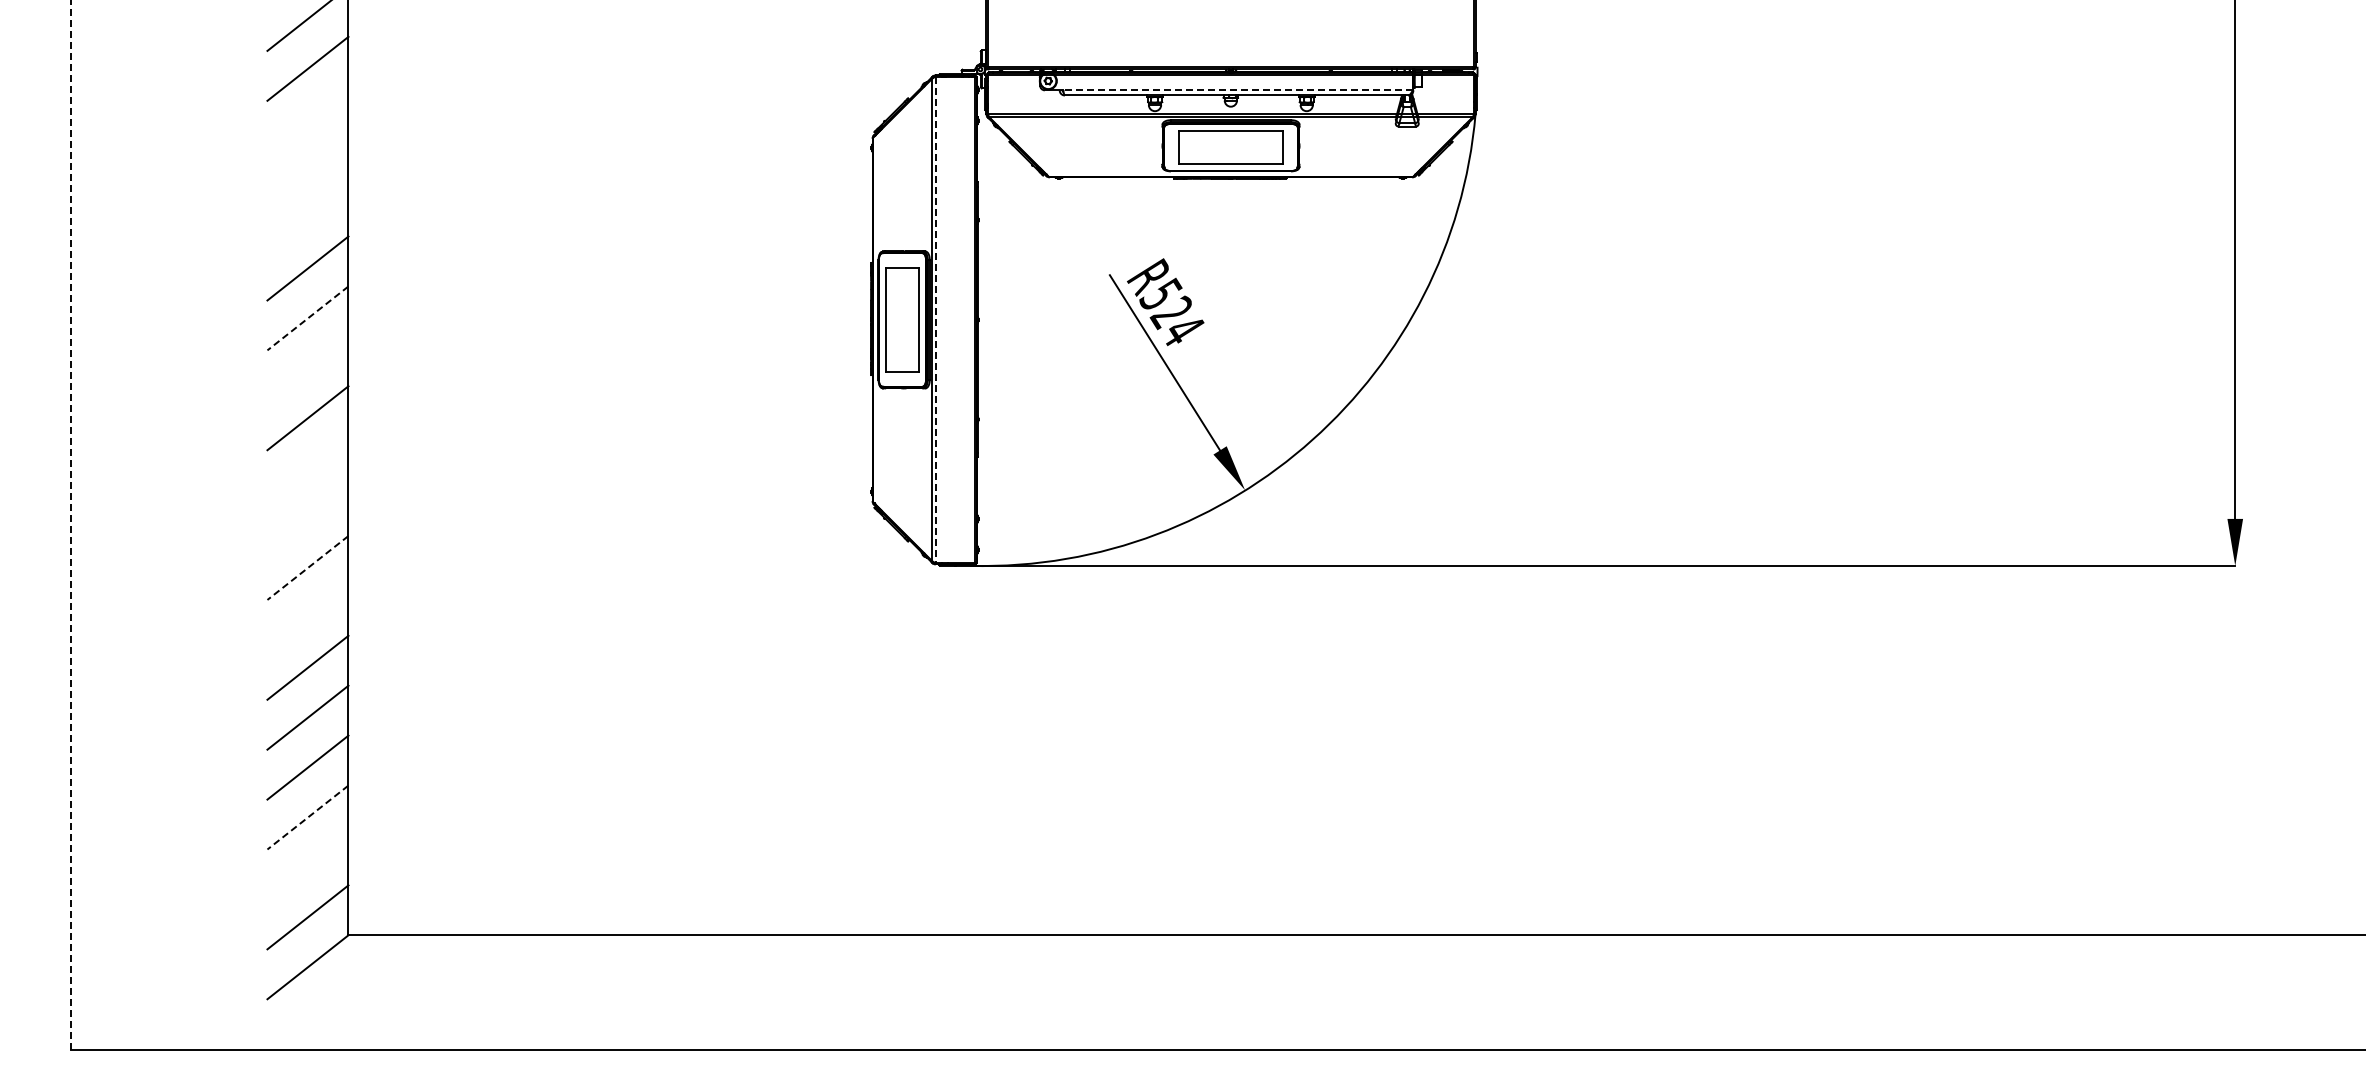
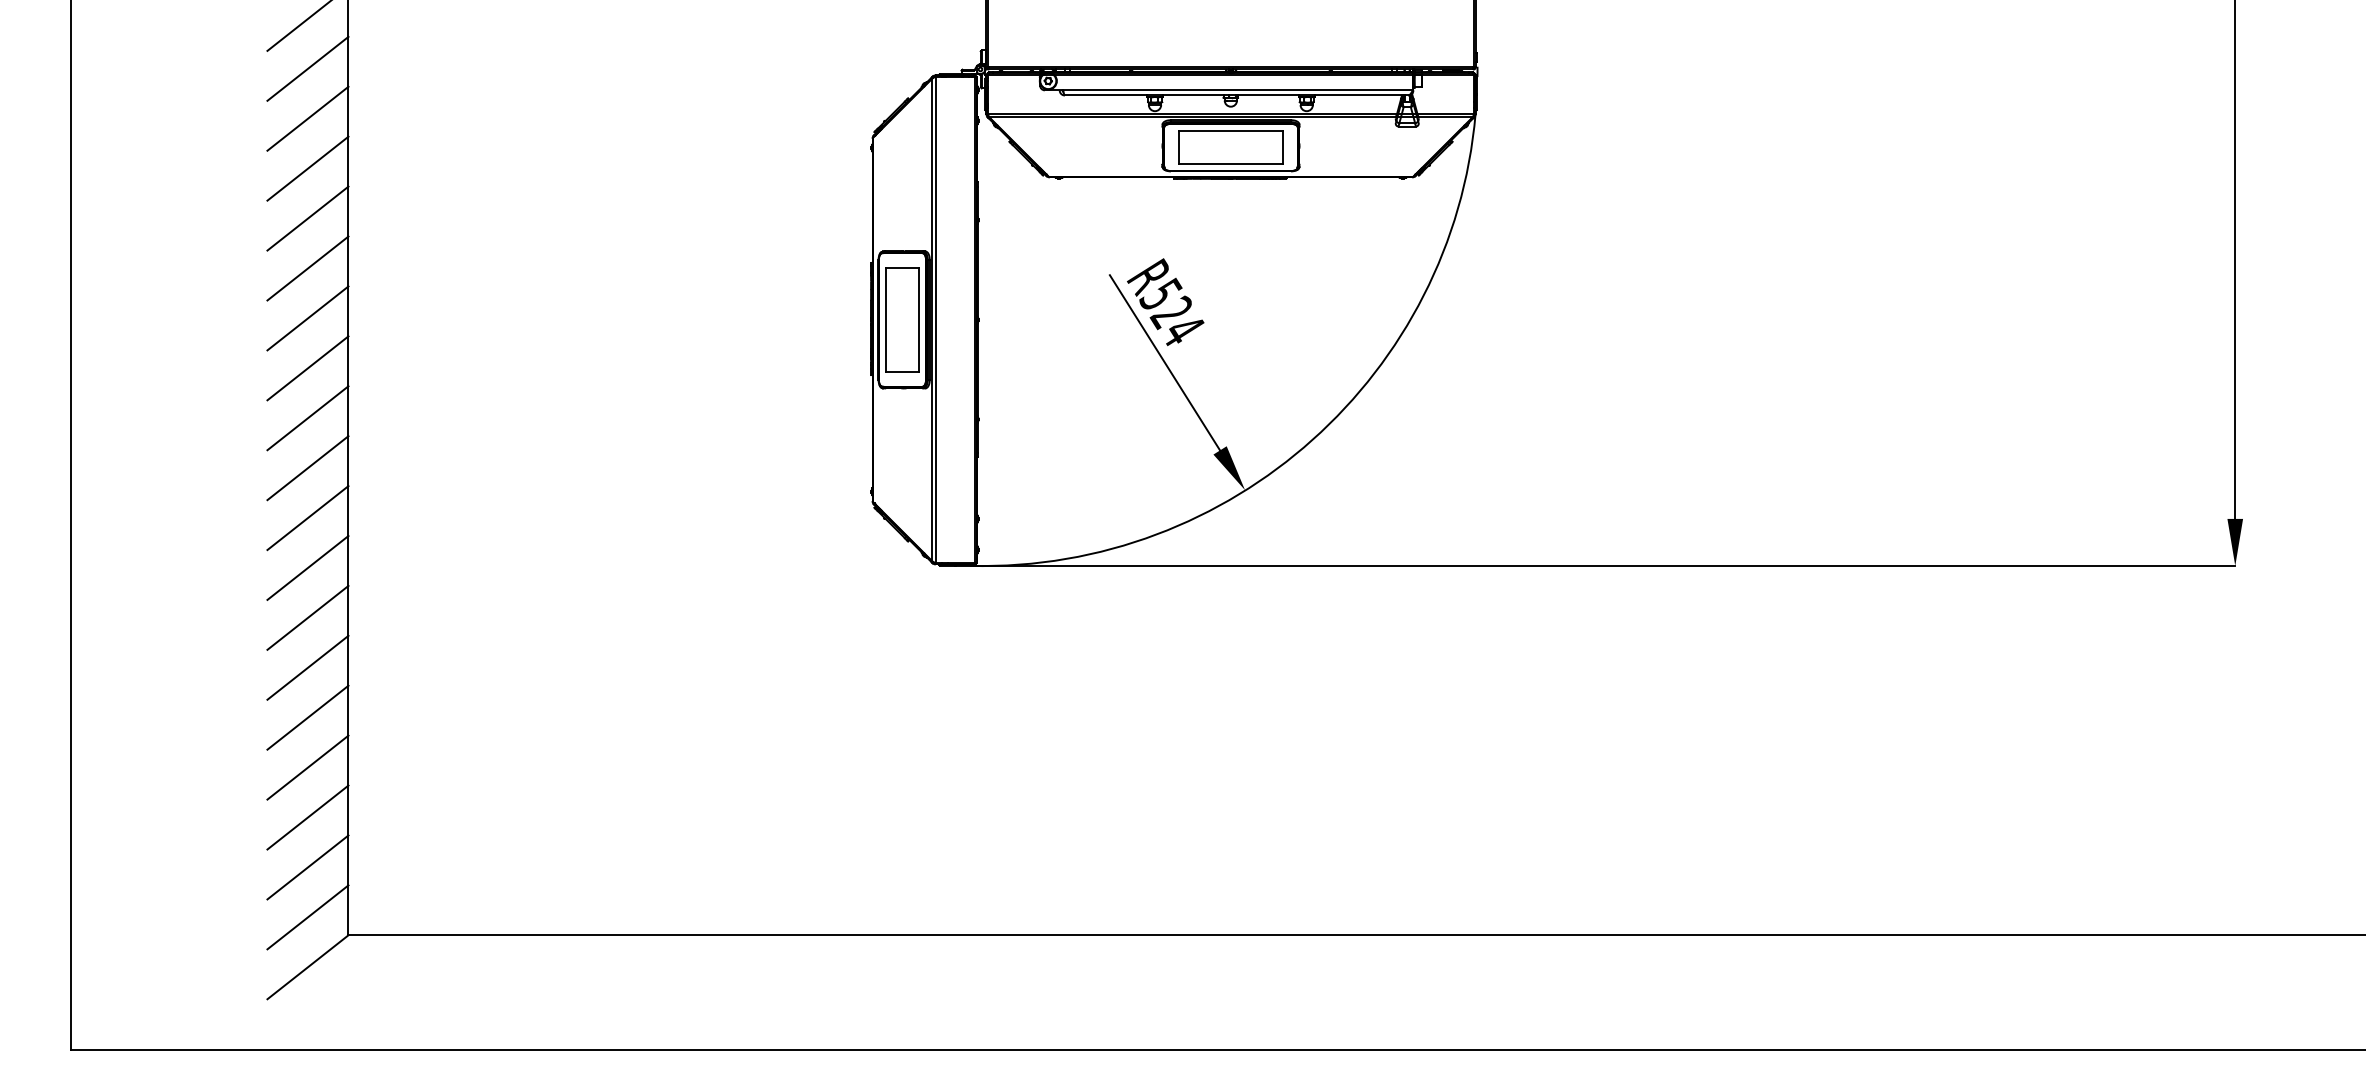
line: dashed -> solid (1238, 90)
line: none -> present (307, 118)
line: none -> present (307, 168)
line: none -> present (307, 218)
line: dashed -> solid (307, 318)
line: dashed -> solid (936, 320)
line: none -> present (307, 368)
line: none -> present (307, 468)
line: none -> present (307, 518)
line: dashed -> solid (70, 525)
line: dashed -> solid (307, 567)
line: none -> present (307, 617)
line: dashed -> solid (307, 817)
line: none -> present (307, 867)
